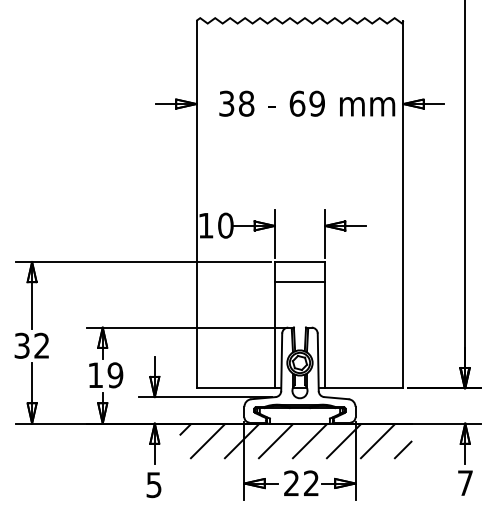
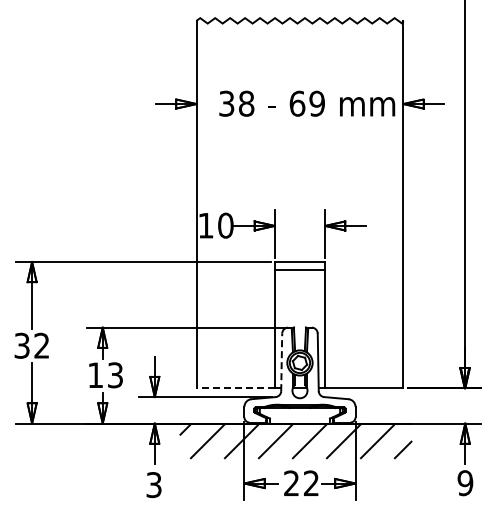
line position: (299, 282) -> (299, 270) (299, 270)
line: solid -> dashed (281, 362)
text: 19 -> 13 (115, 375)
line: solid -> dashed (235, 388)
text: 7 -> 9 (465, 483)
text: 5 -> 3 (154, 484)
